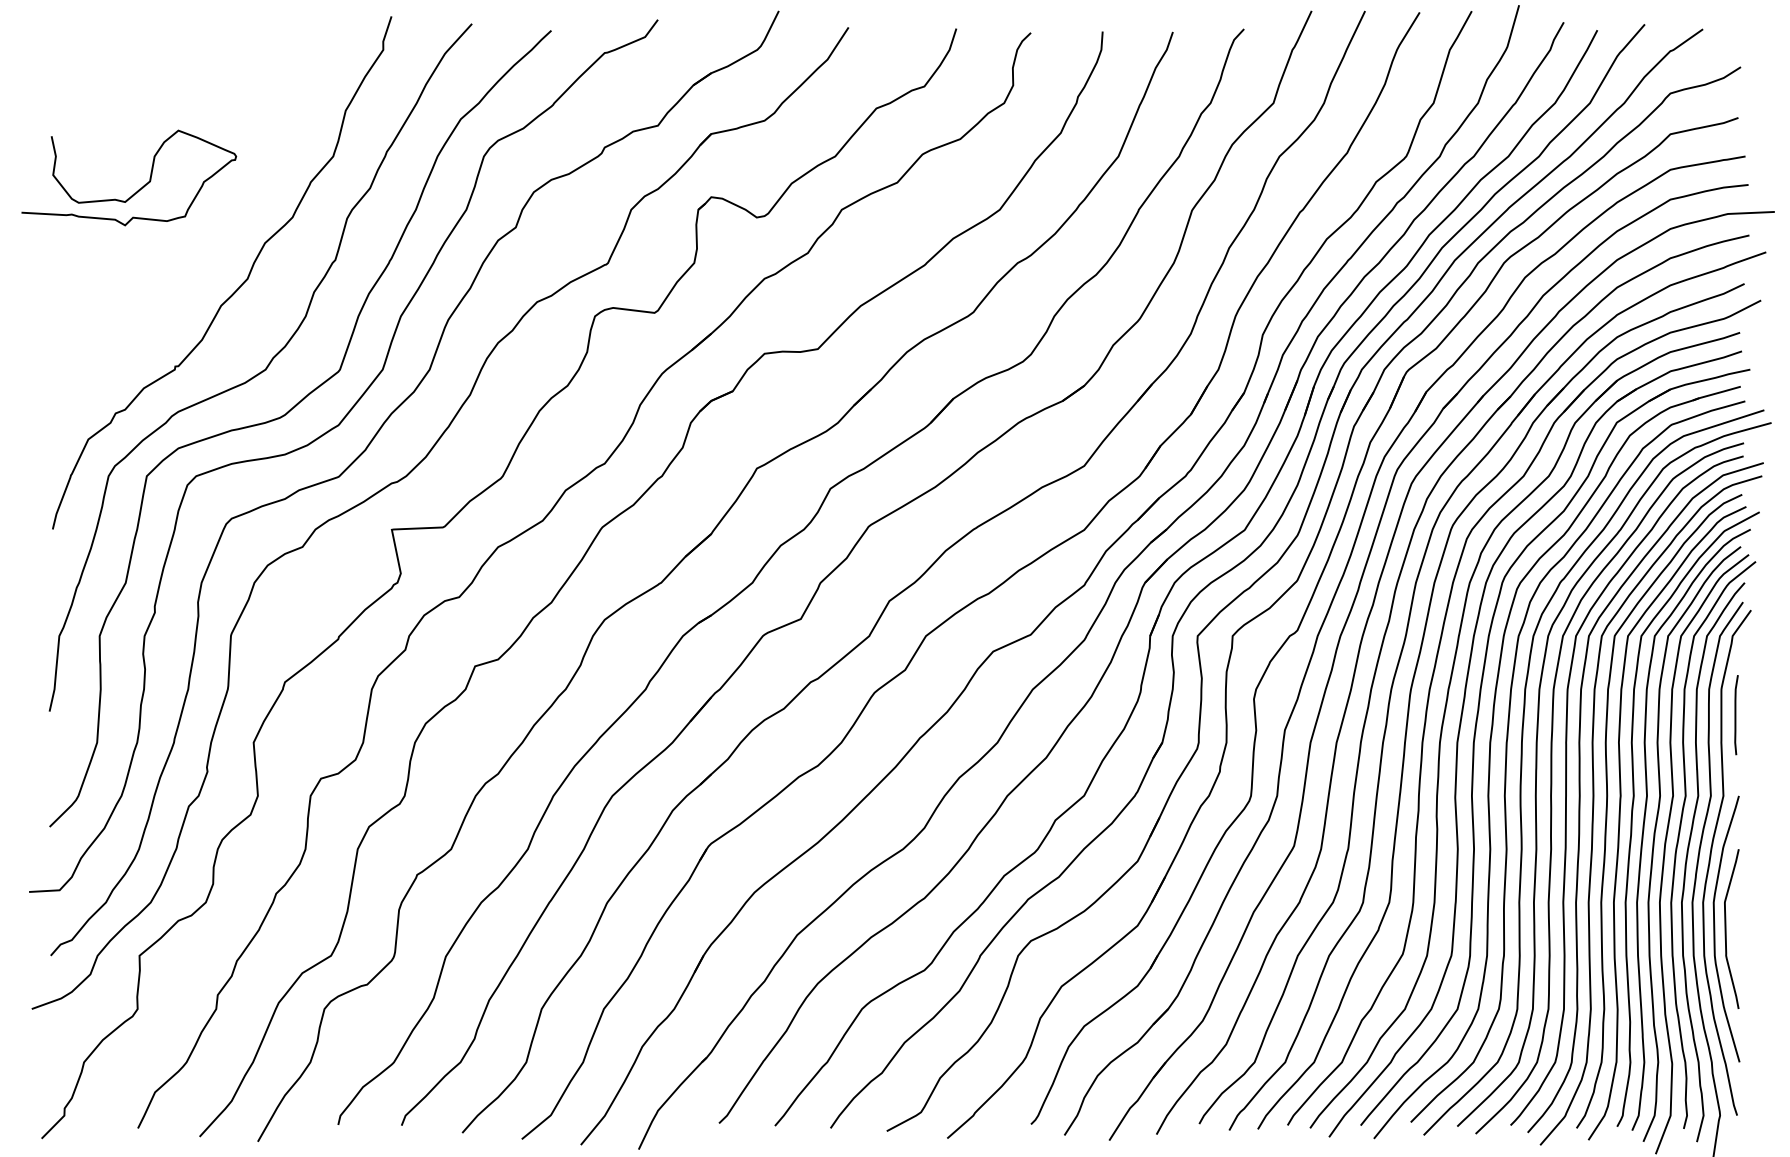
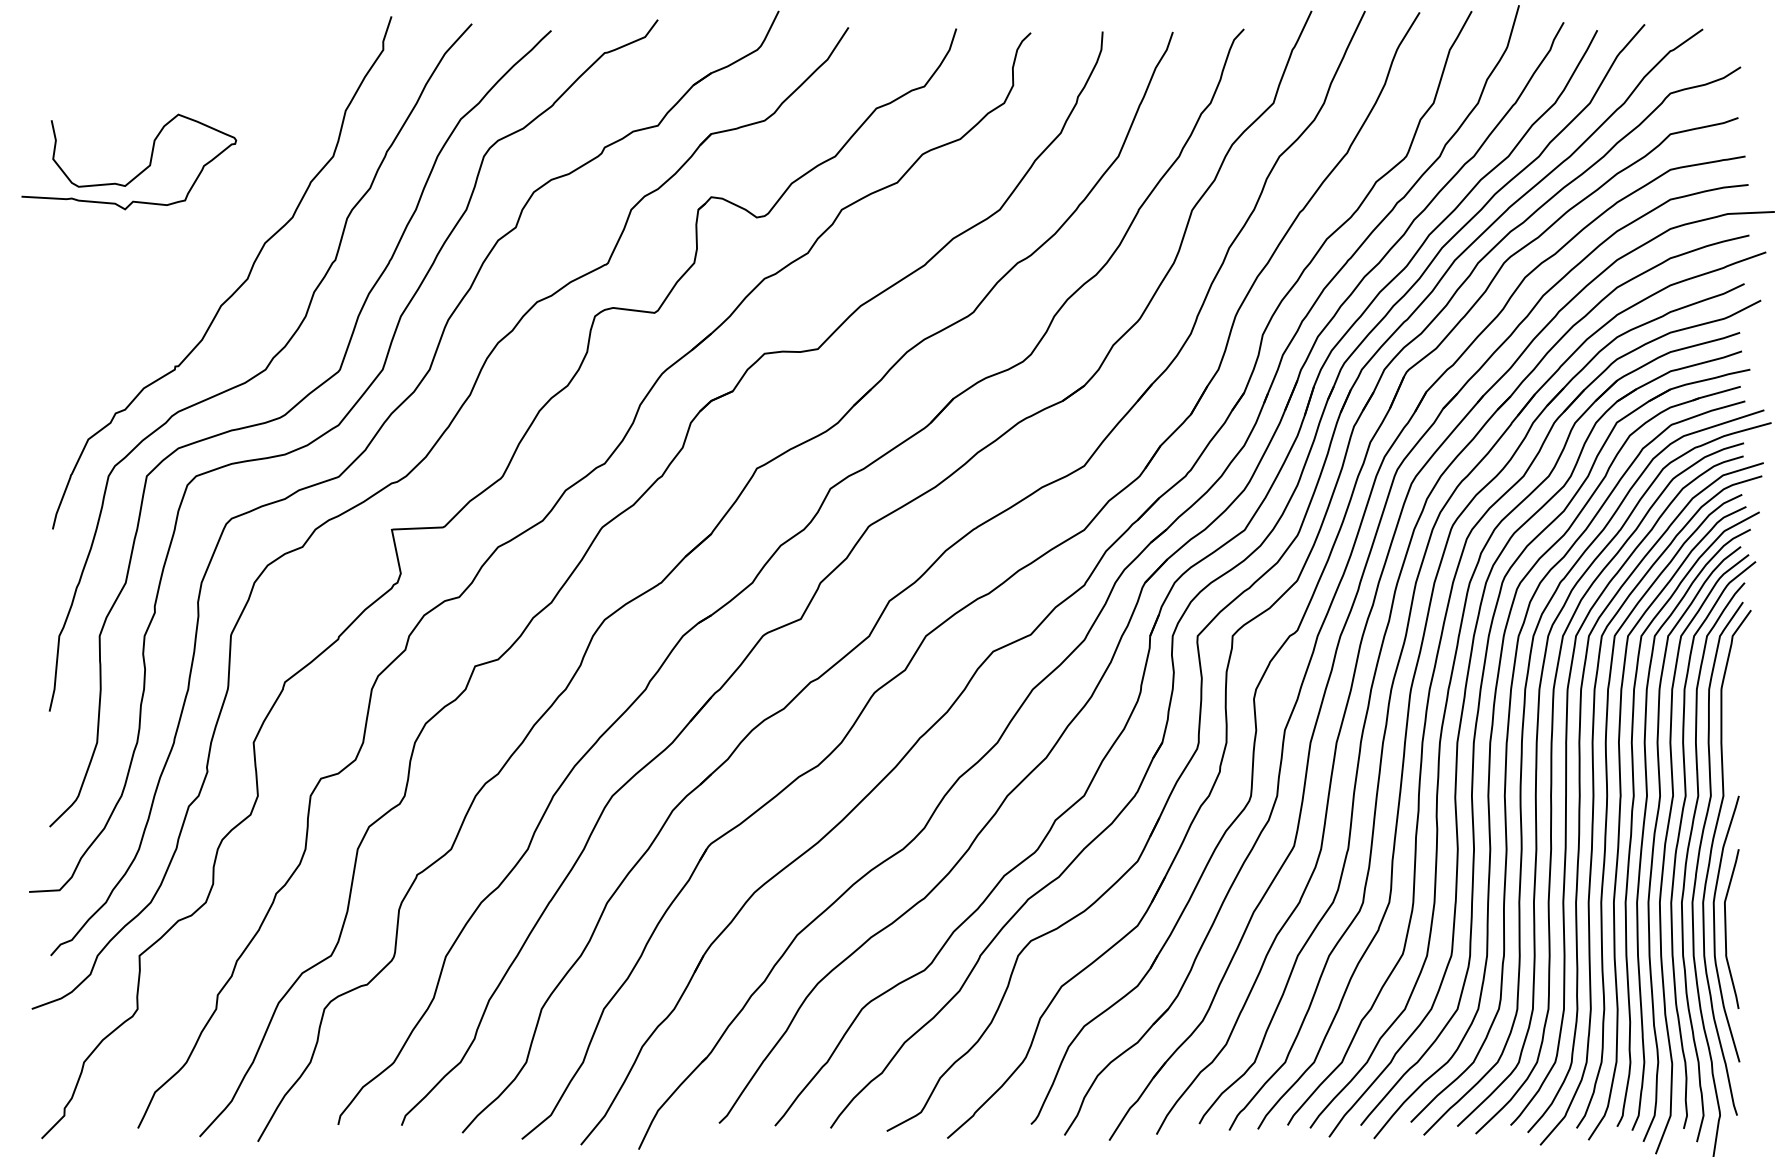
curve position: (139, 188) -> (139, 172) (139, 172)
curve: present -> none (1736, 715)
